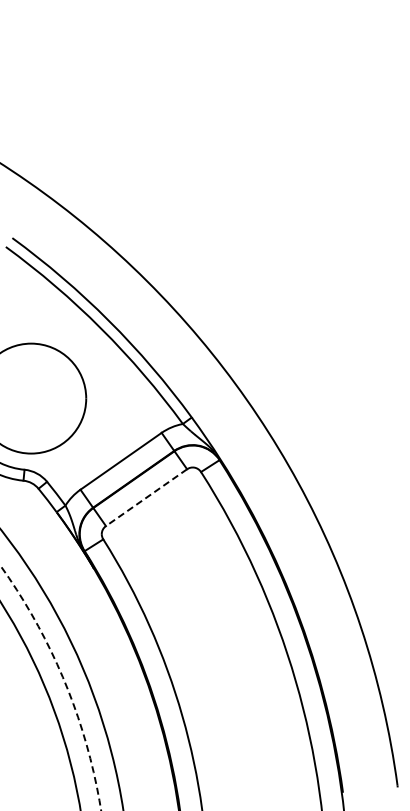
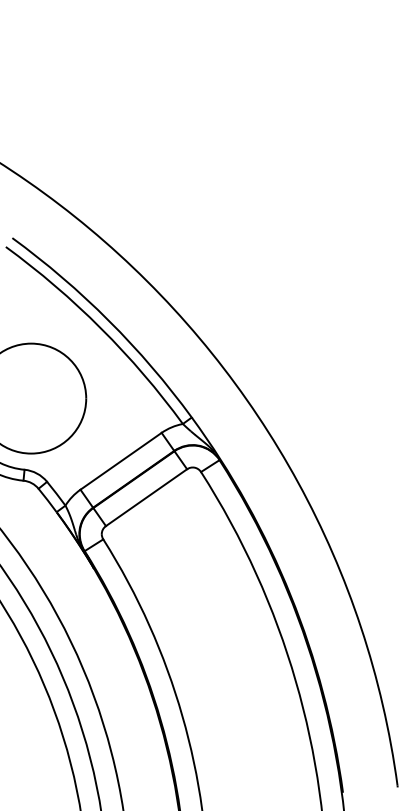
line: dashed -> solid (146, 497)
arc: dashed -> solid (63, 679)
